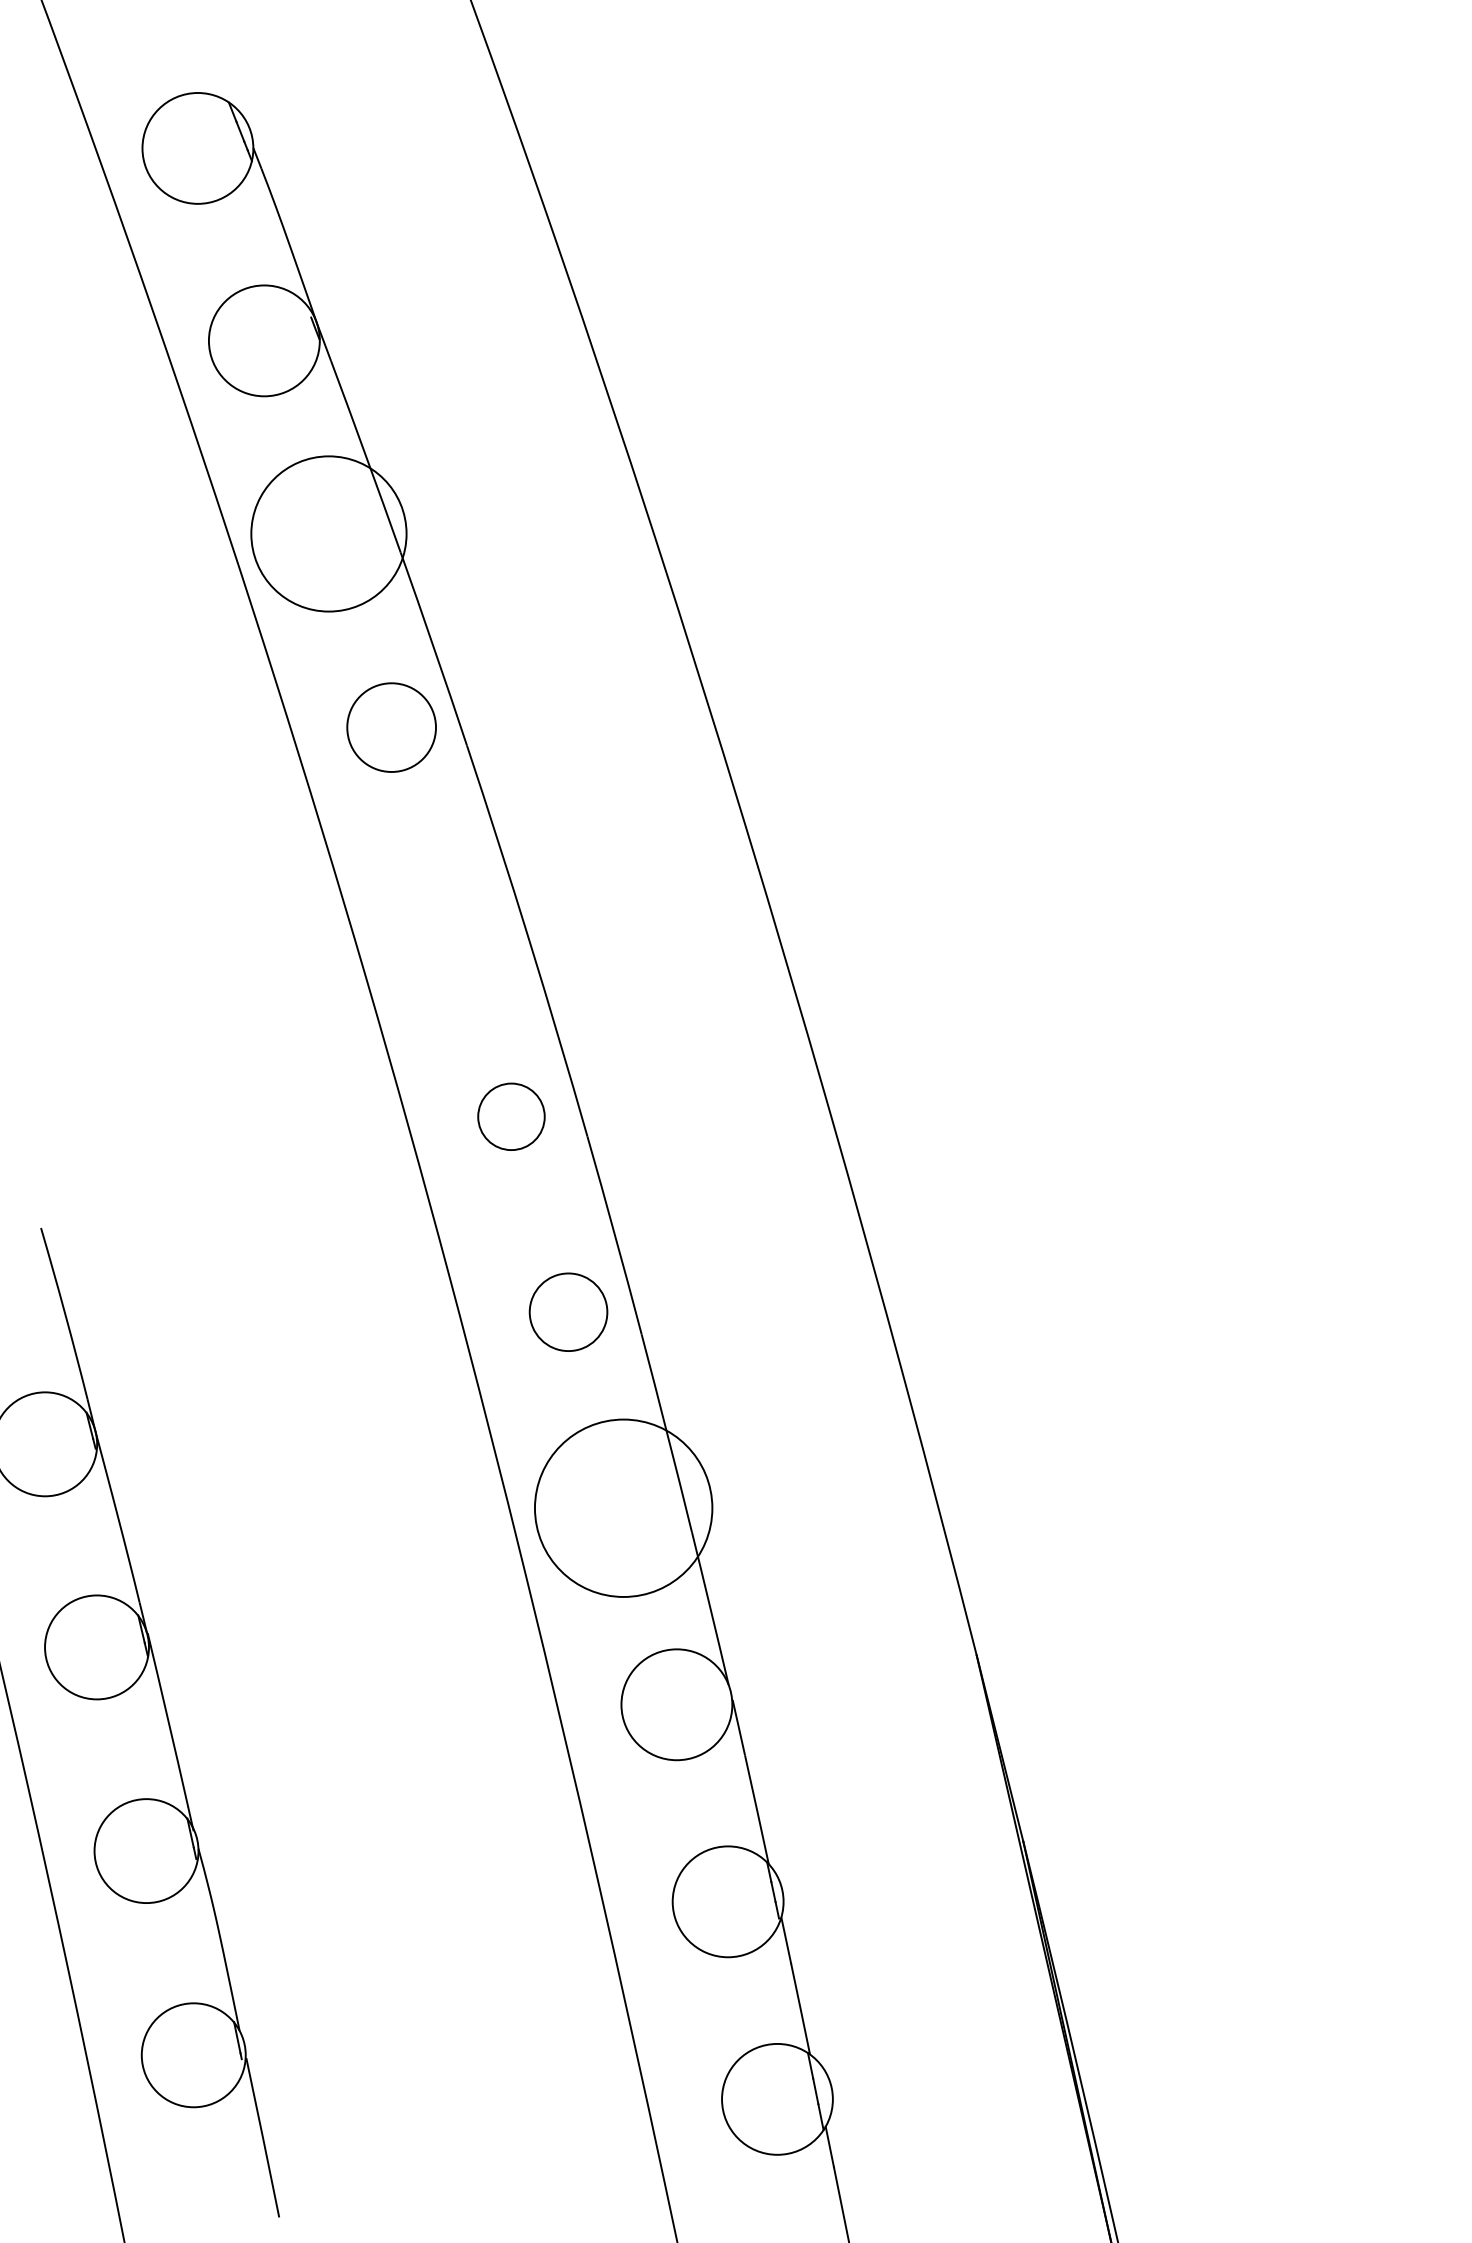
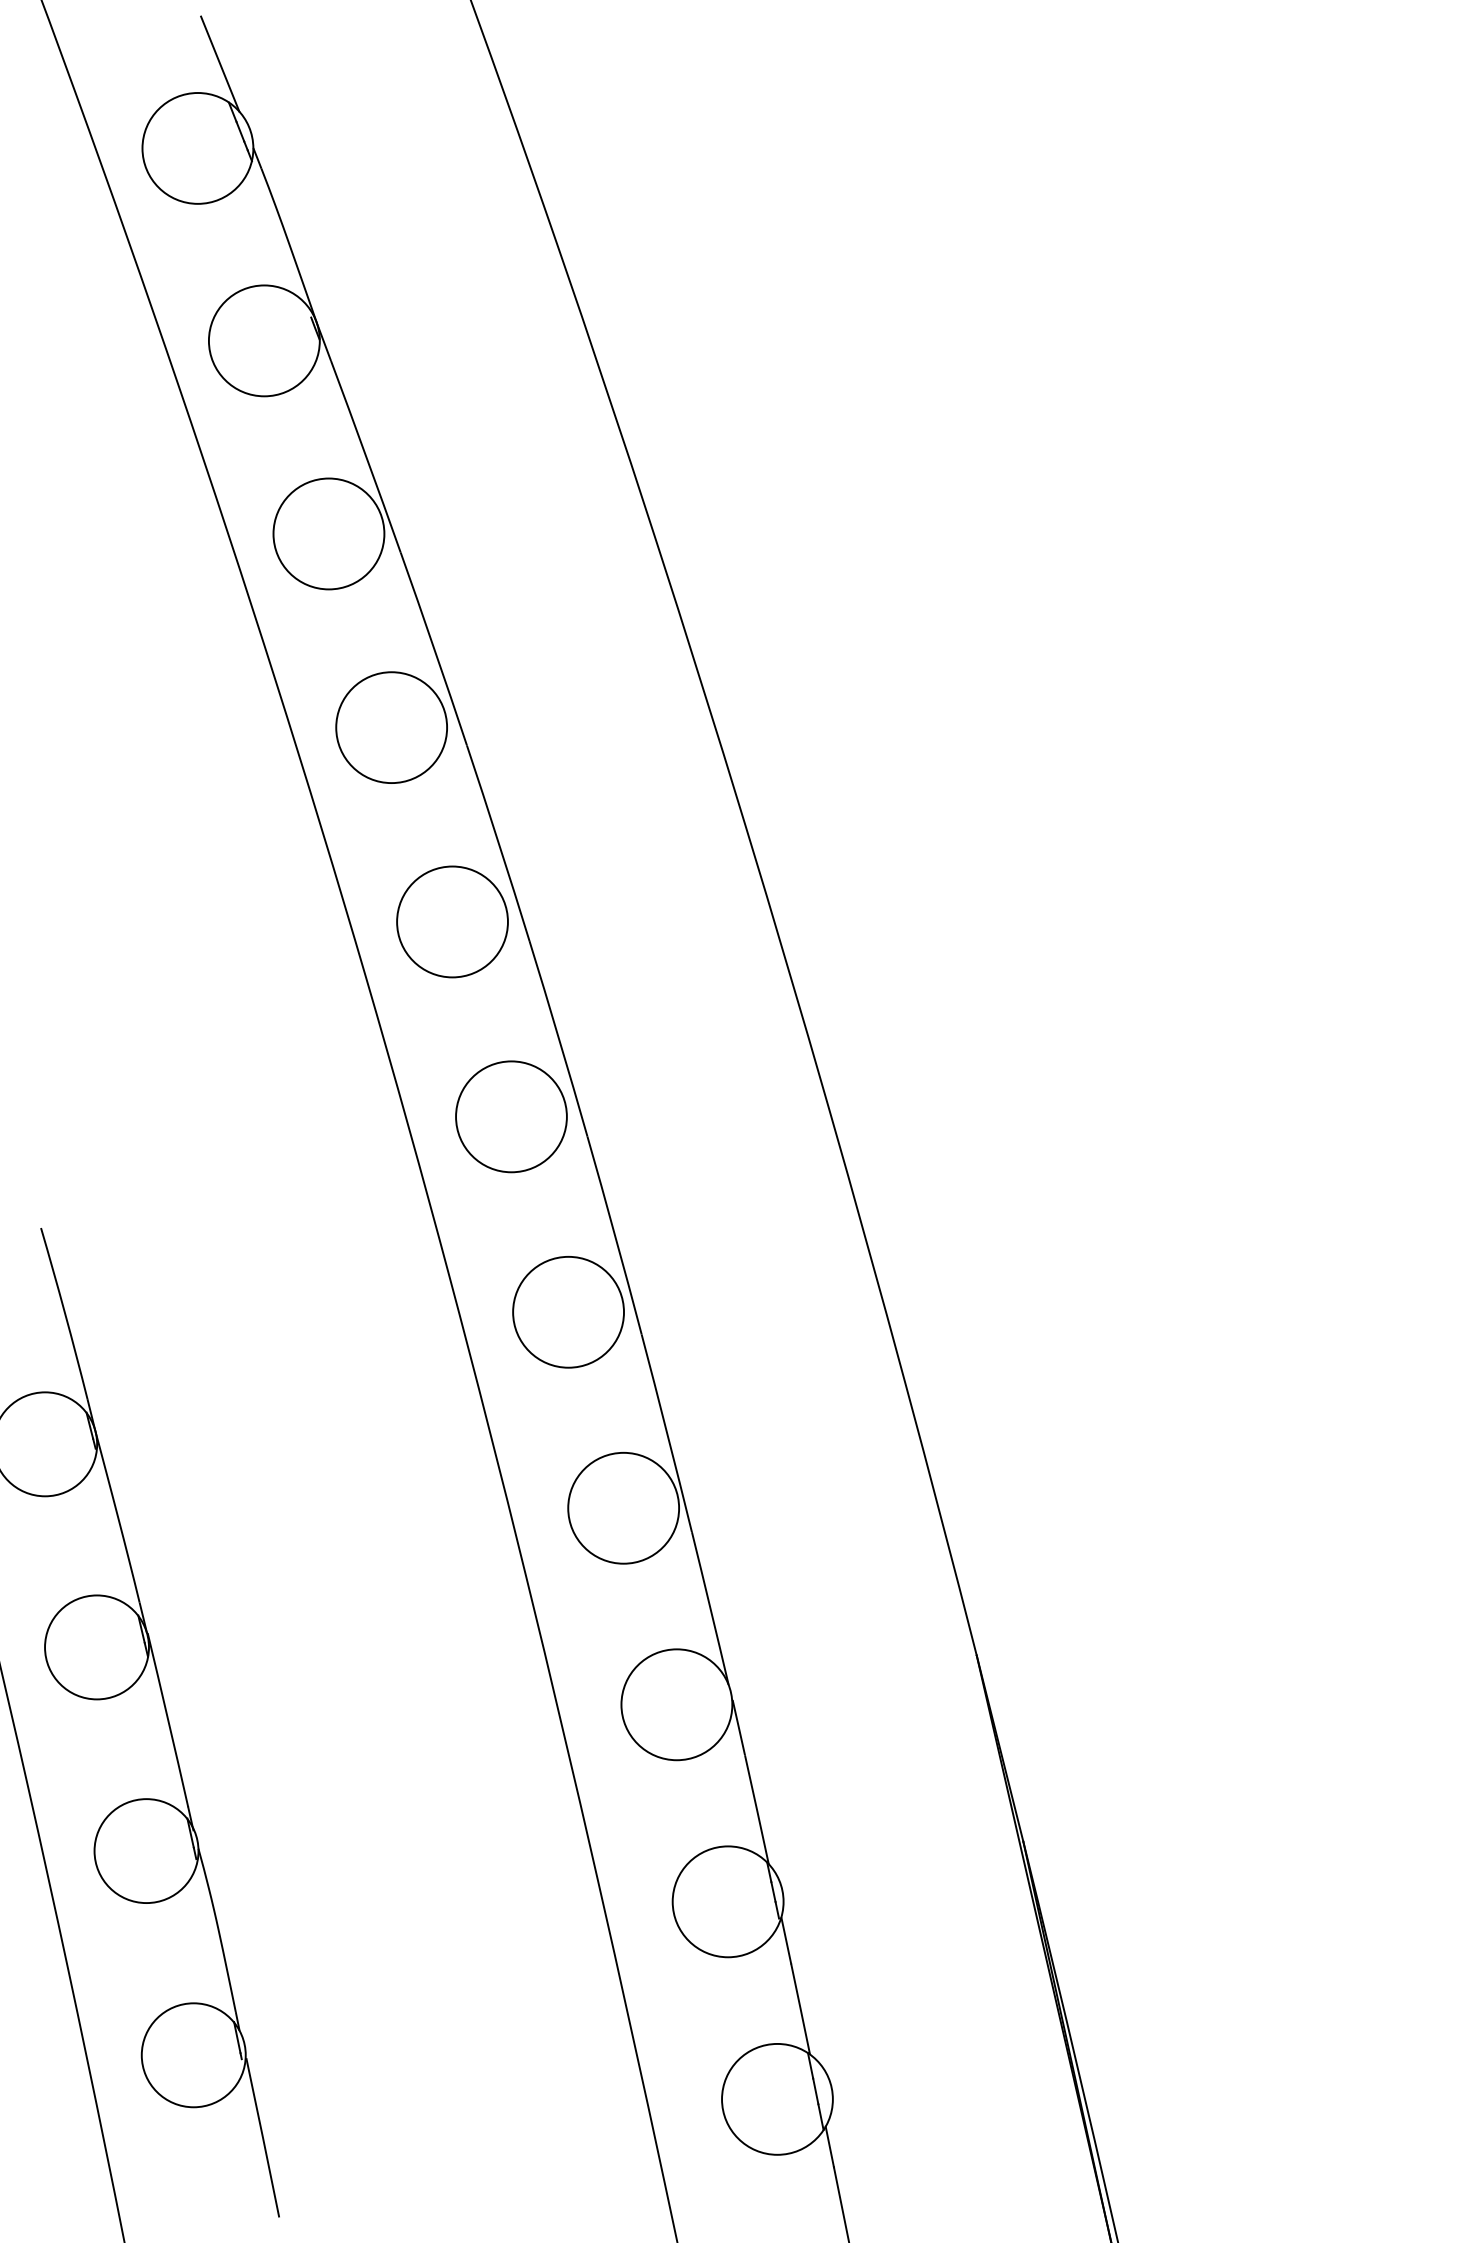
line: none -> present (220, 63)
circle diameter: 155 px -> 111 px (328, 533)
circle size: 91x91 px -> 113x113 px (391, 727)
circle: none -> present (452, 921)
circle diameter: 67 px -> 111 px (511, 1116)
circle diameter: 78 px -> 111 px (568, 1311)
circle diameter: 177 px -> 111 px (623, 1507)
